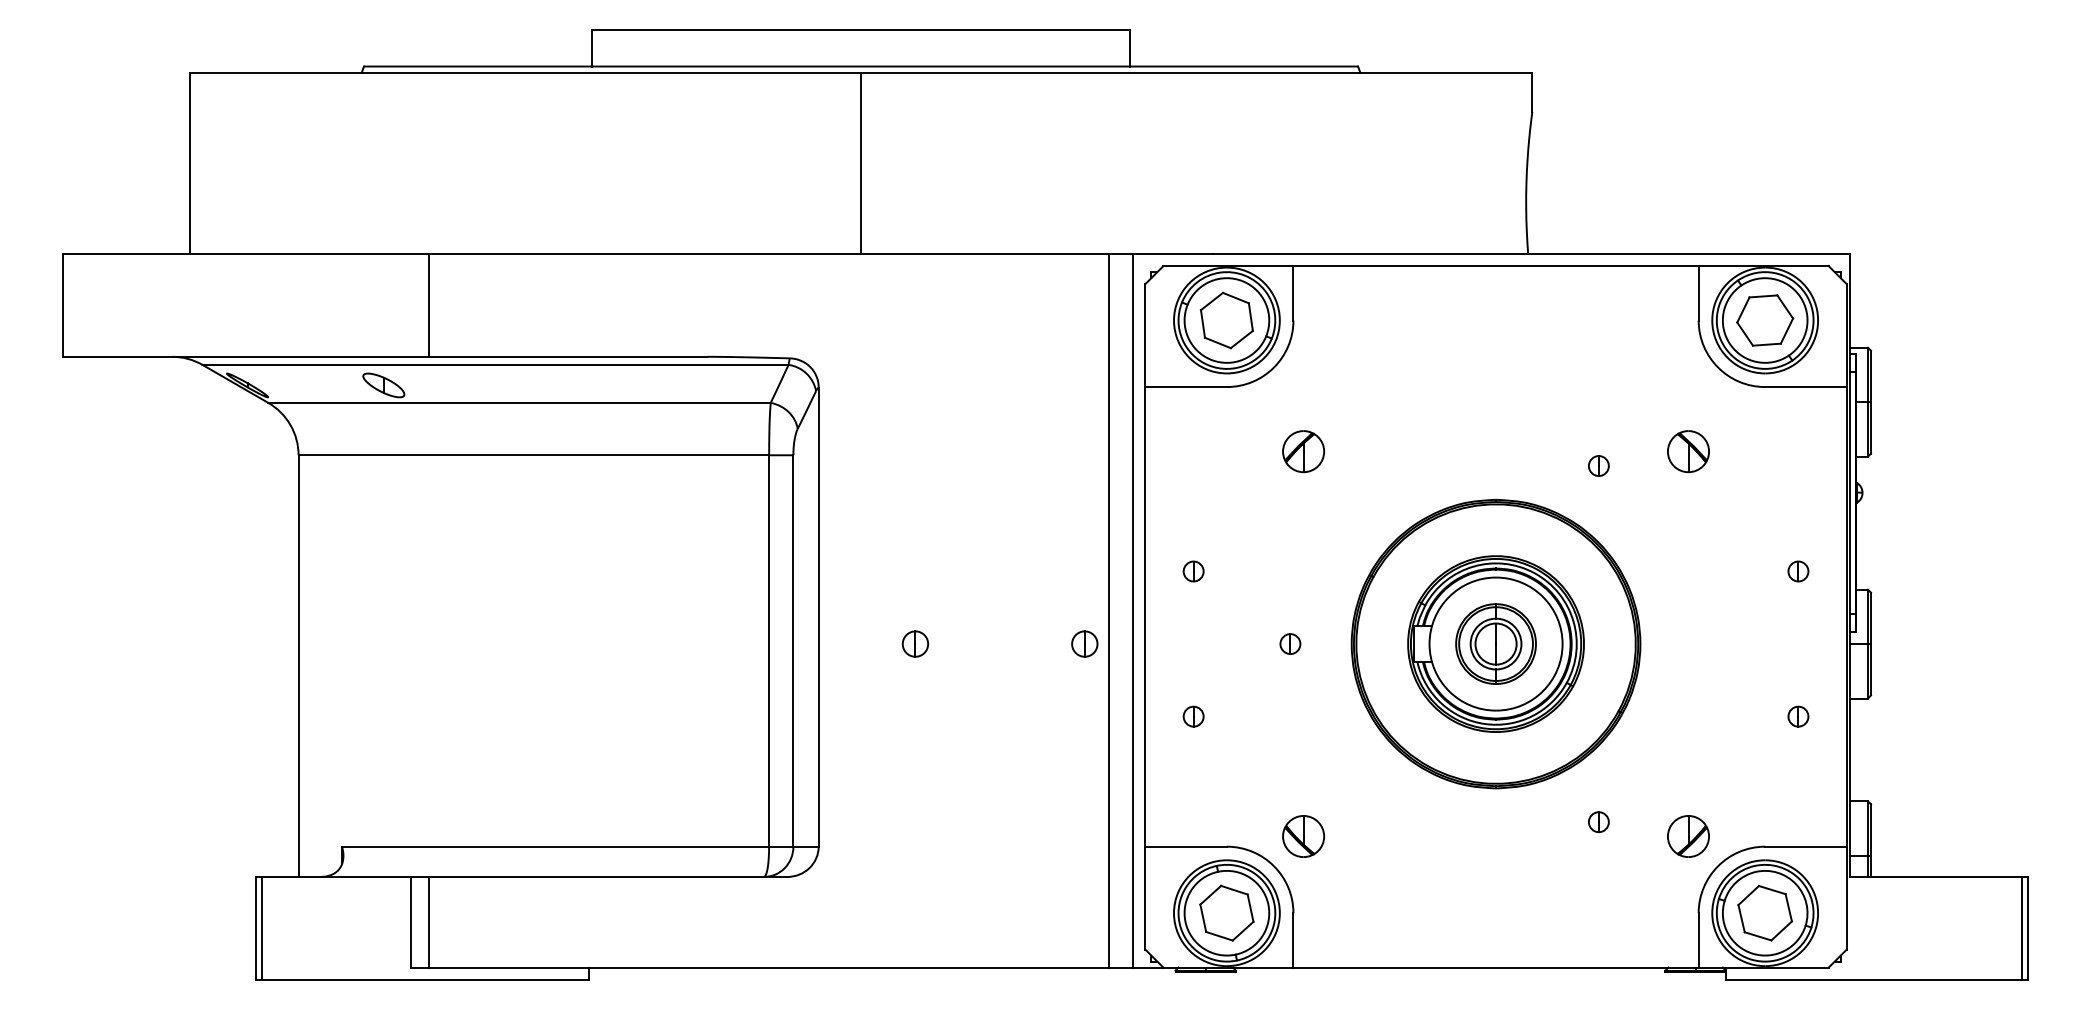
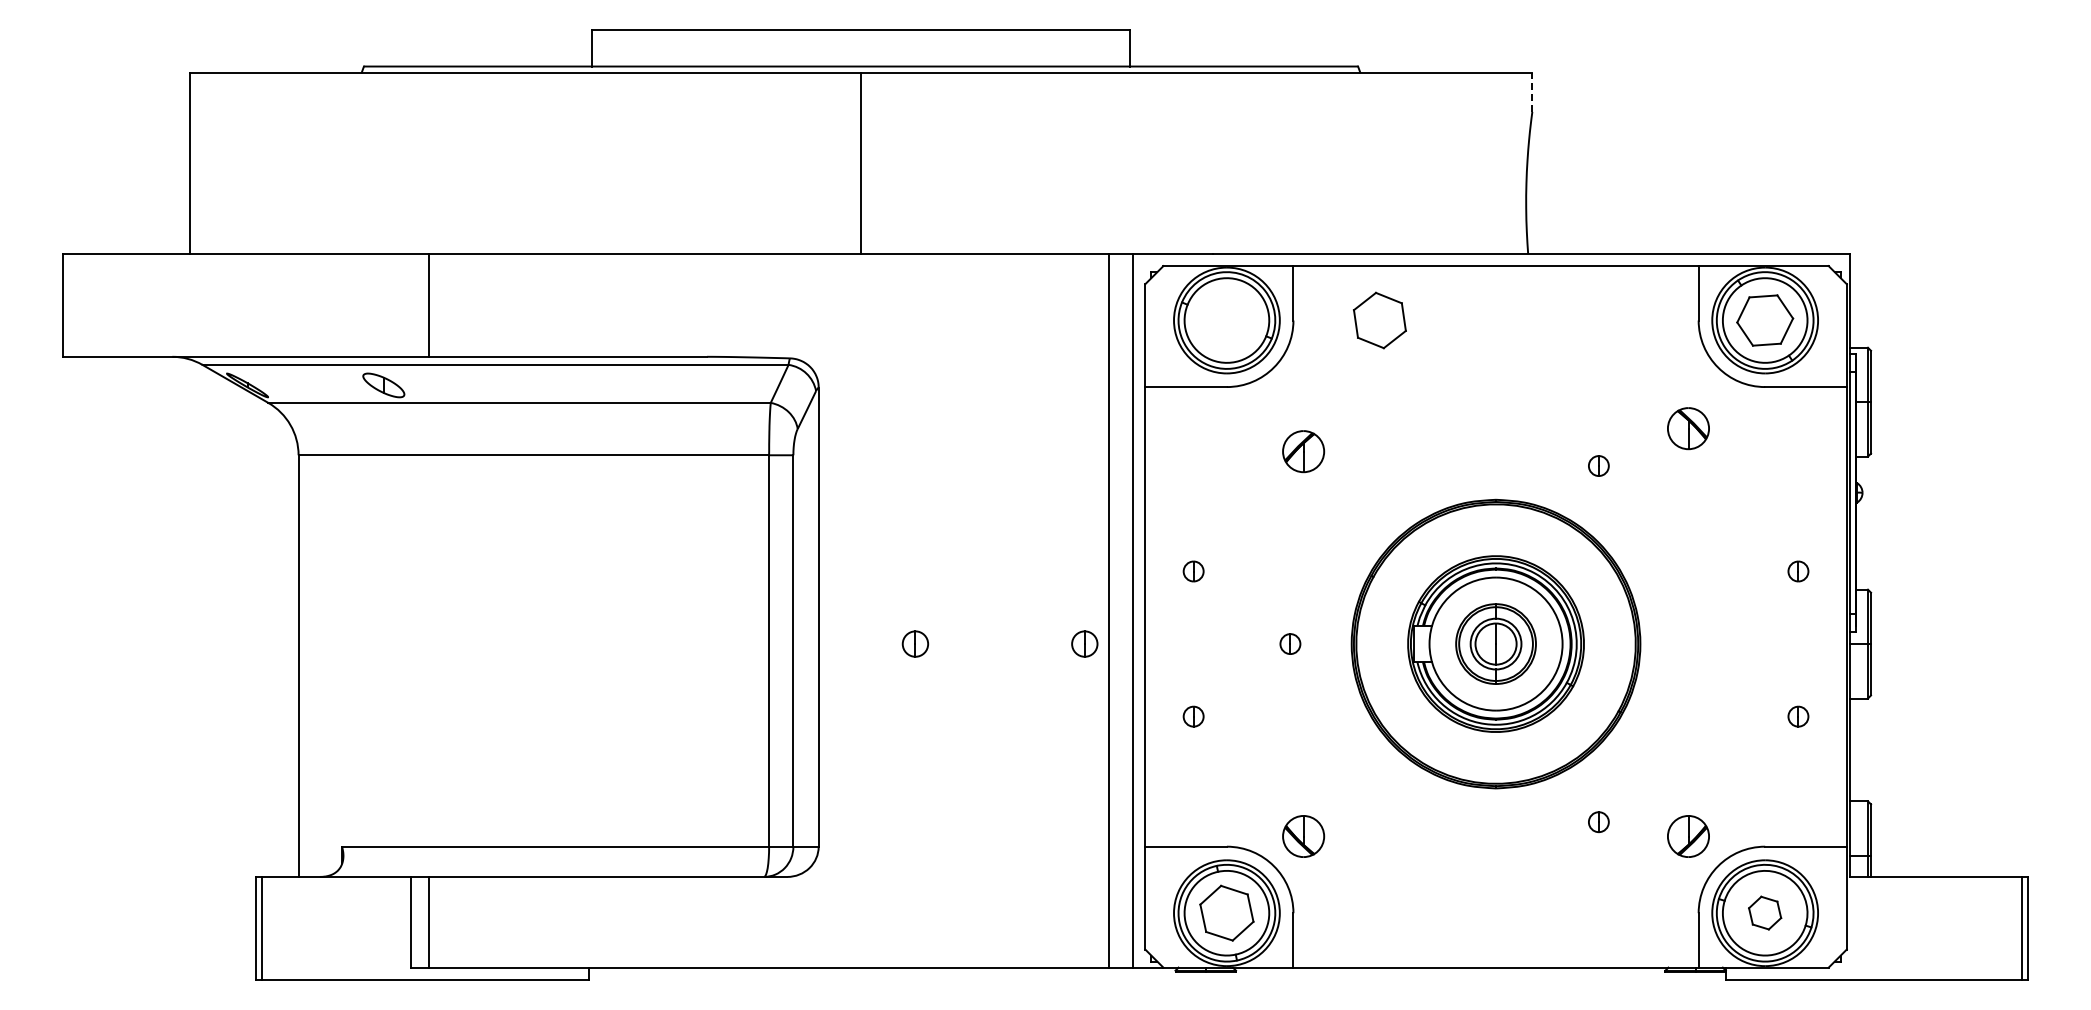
line: solid -> dashed (1532, 92)
part position: (1226, 320) -> (1379, 320) (1379, 320)
part position: (1688, 451) -> (1688, 428) (1688, 428)
part size: 56x58 px -> 35x36 px (1765, 912)
